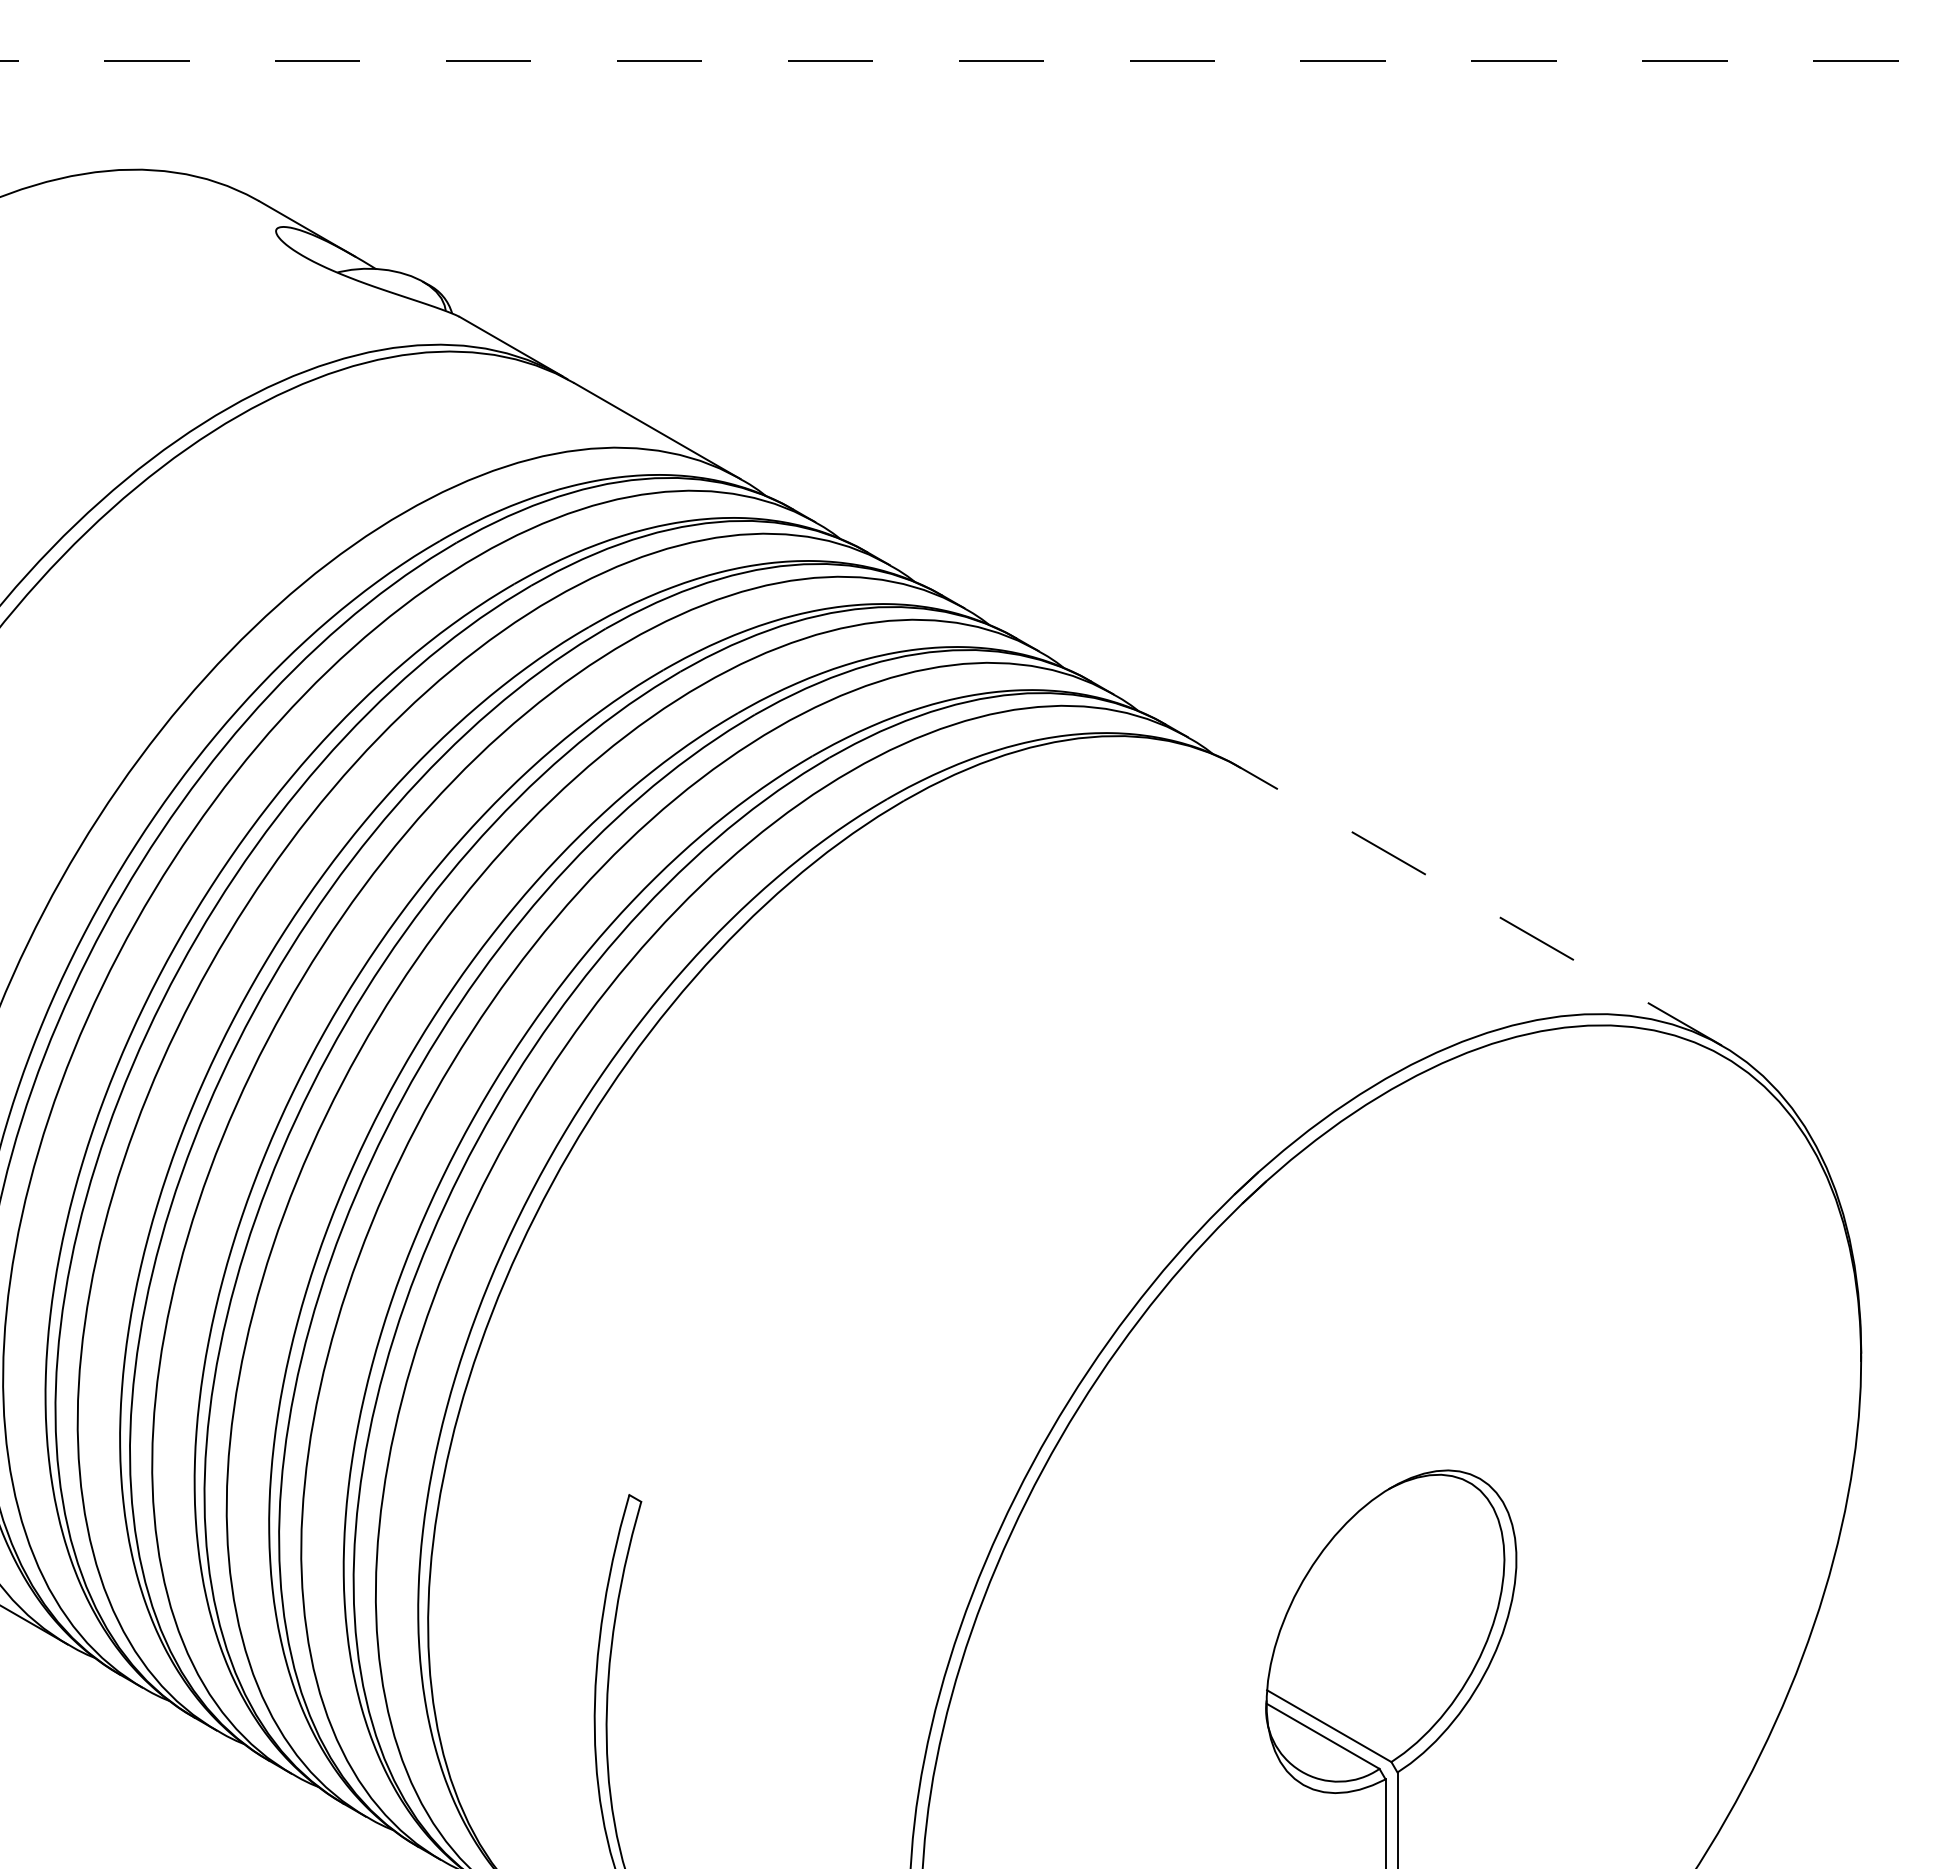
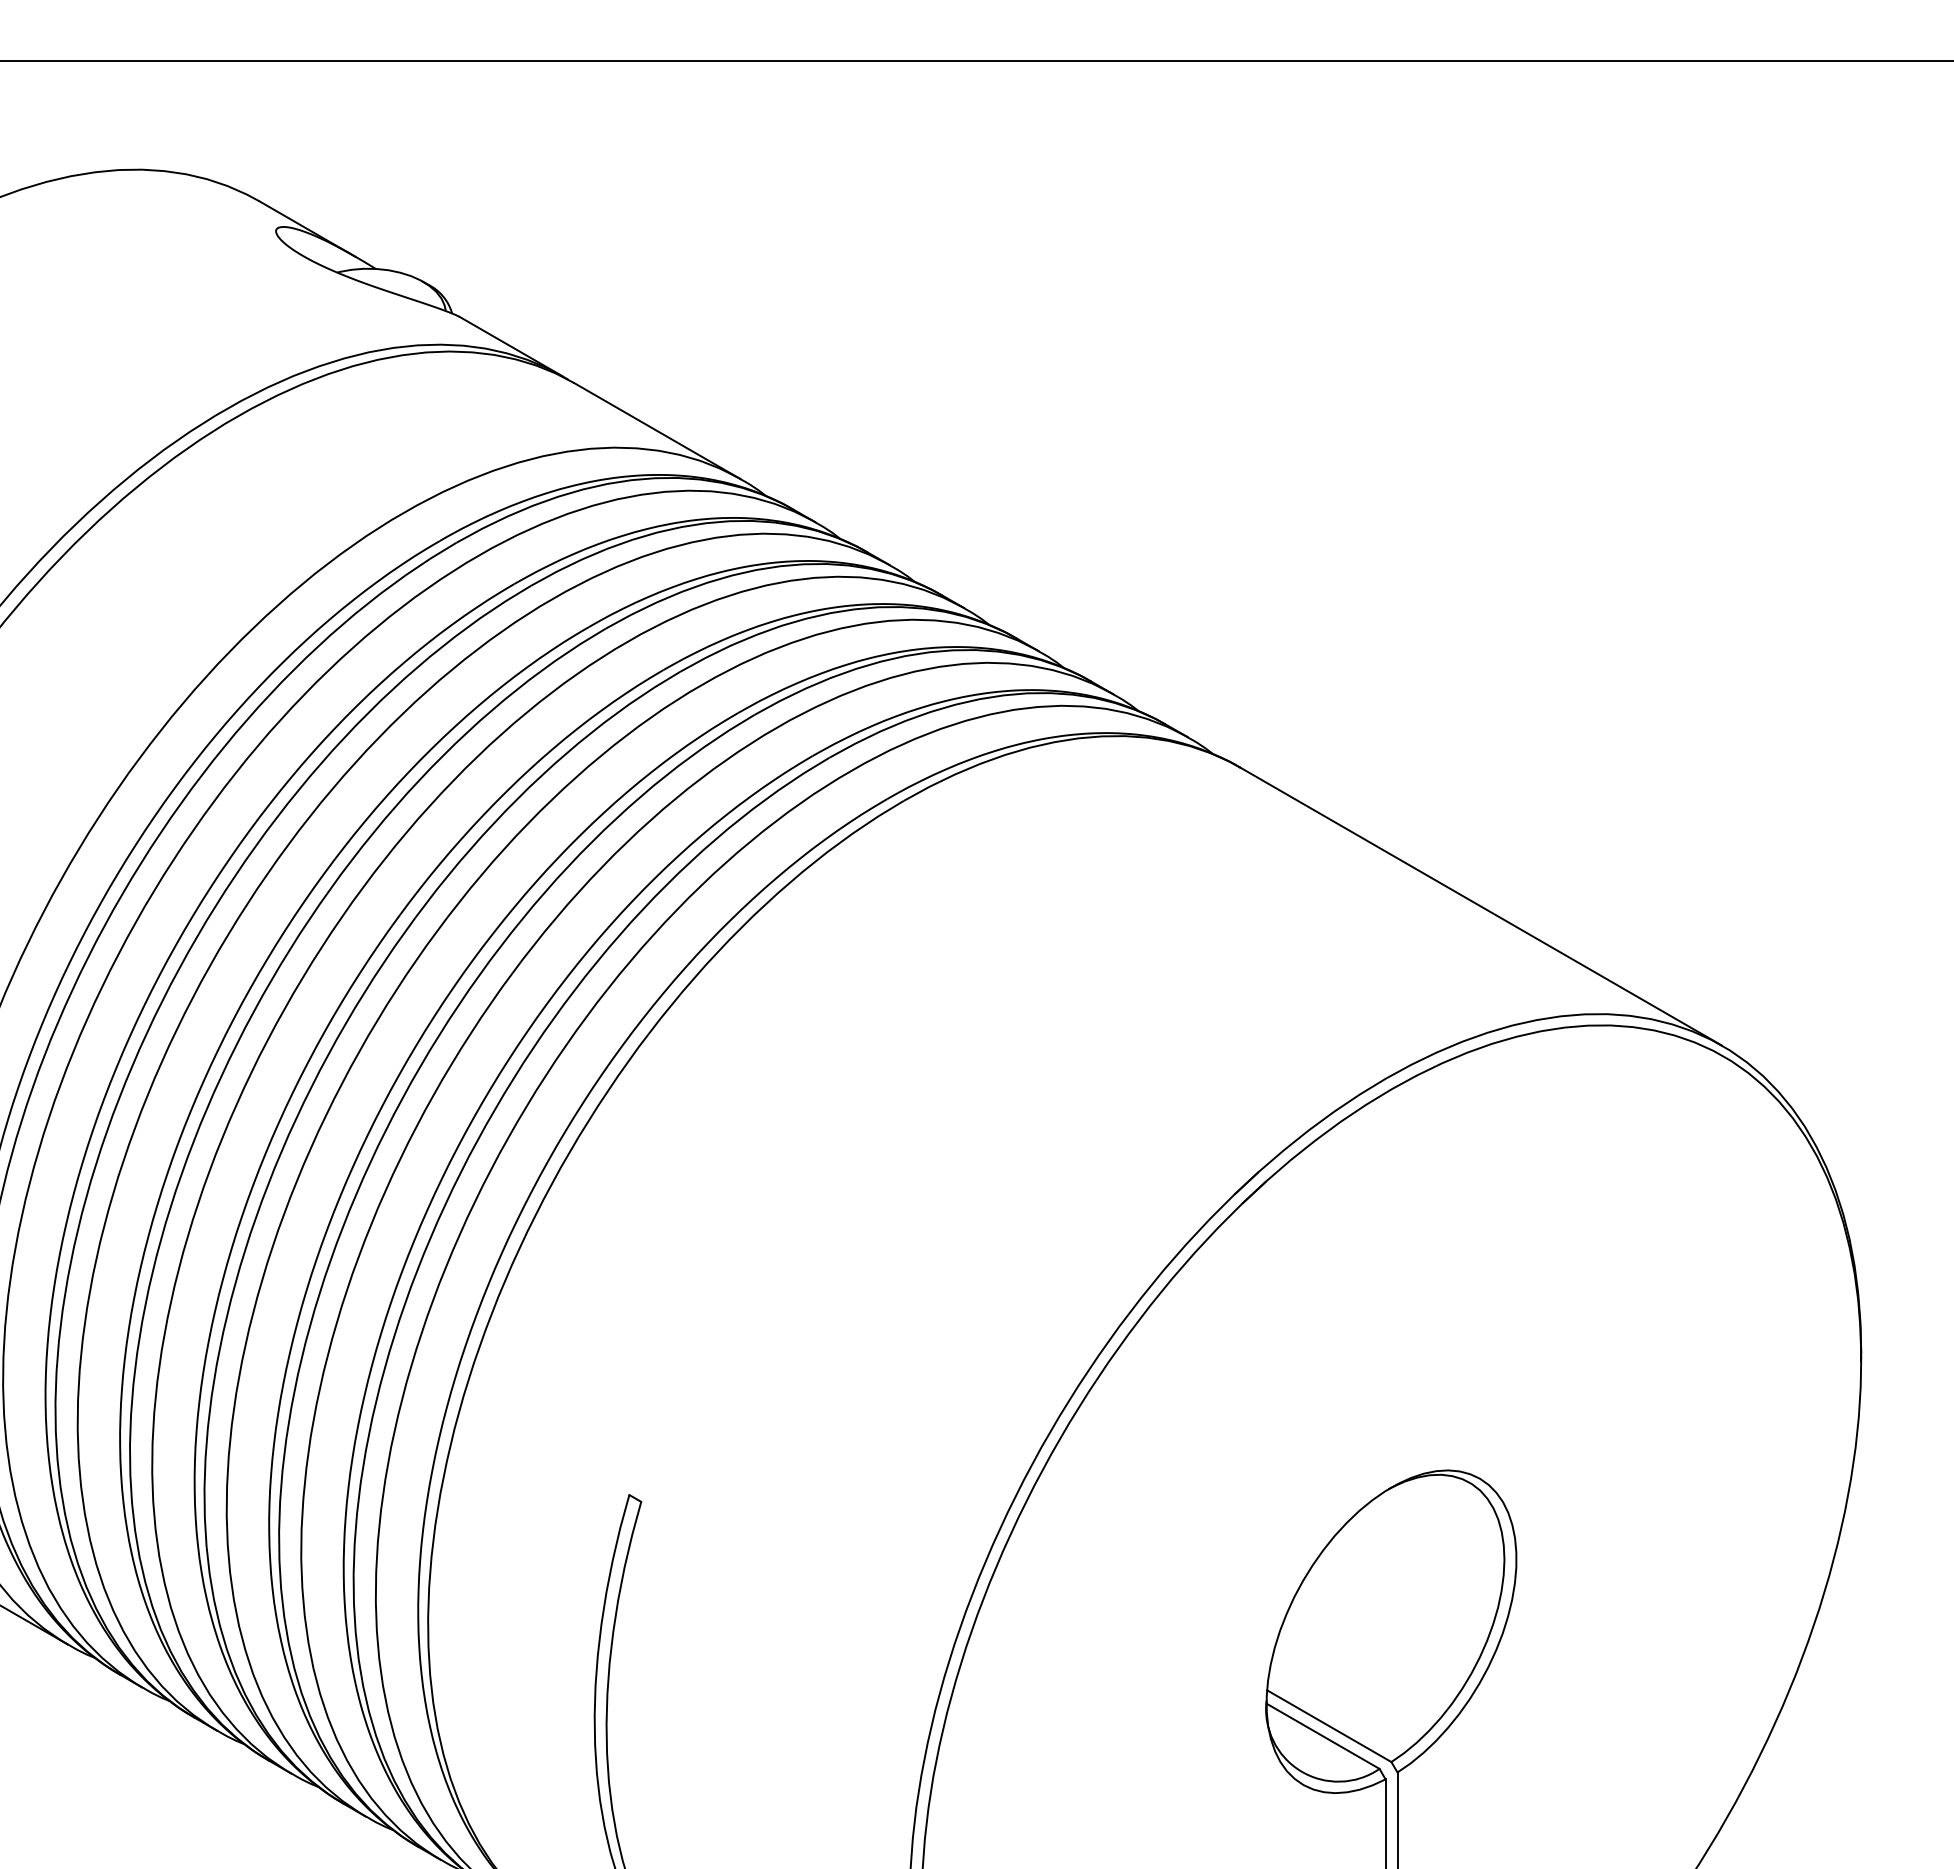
line: dashed -> solid (977, 61)
line: dashed -> solid (1480, 906)
